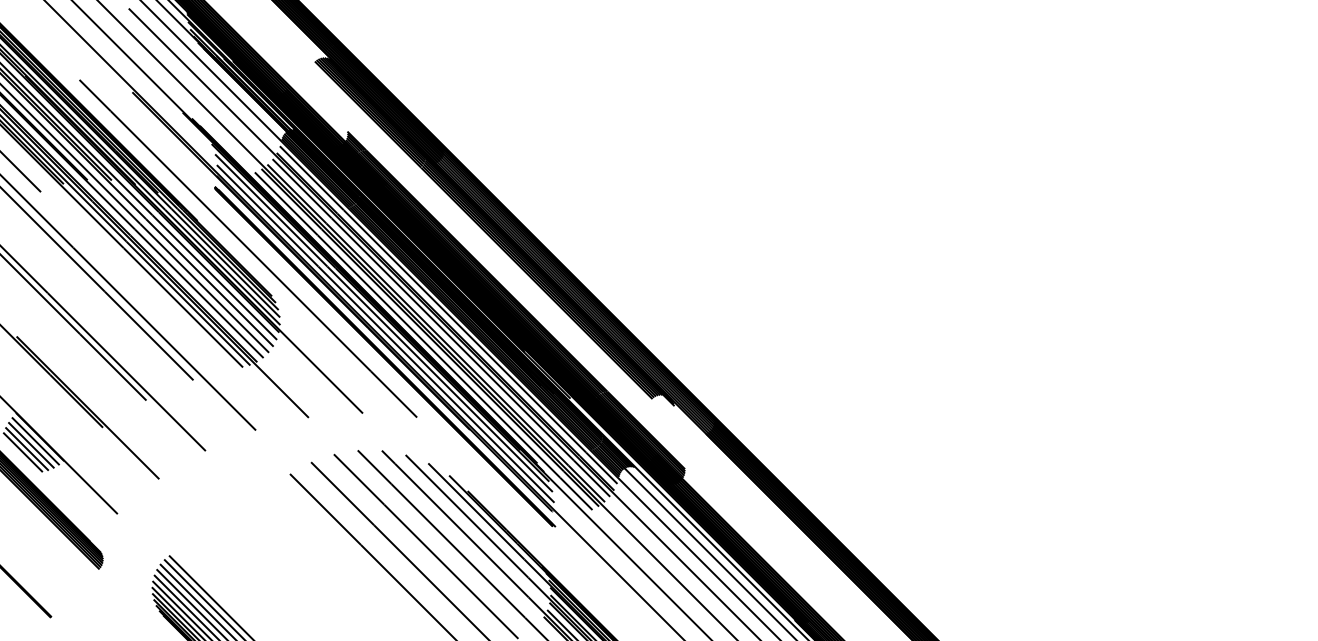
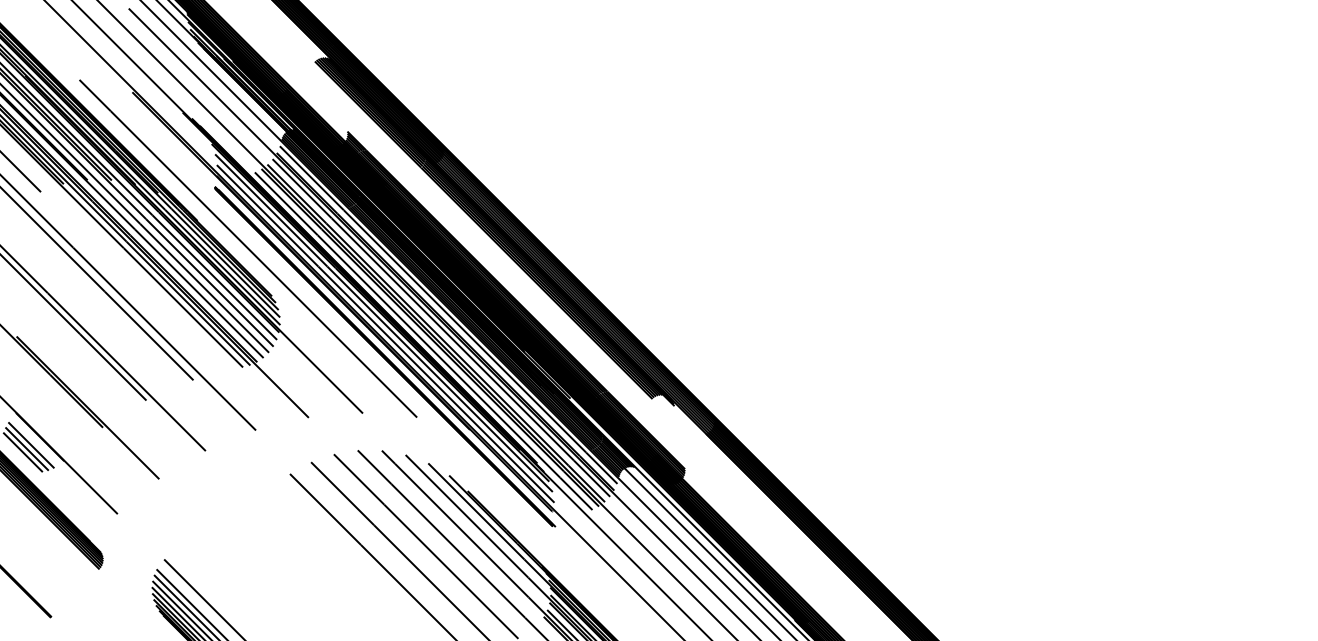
line: present -> none (35, 441)
line: present -> none (210, 596)
line: present -> none (196, 600)
